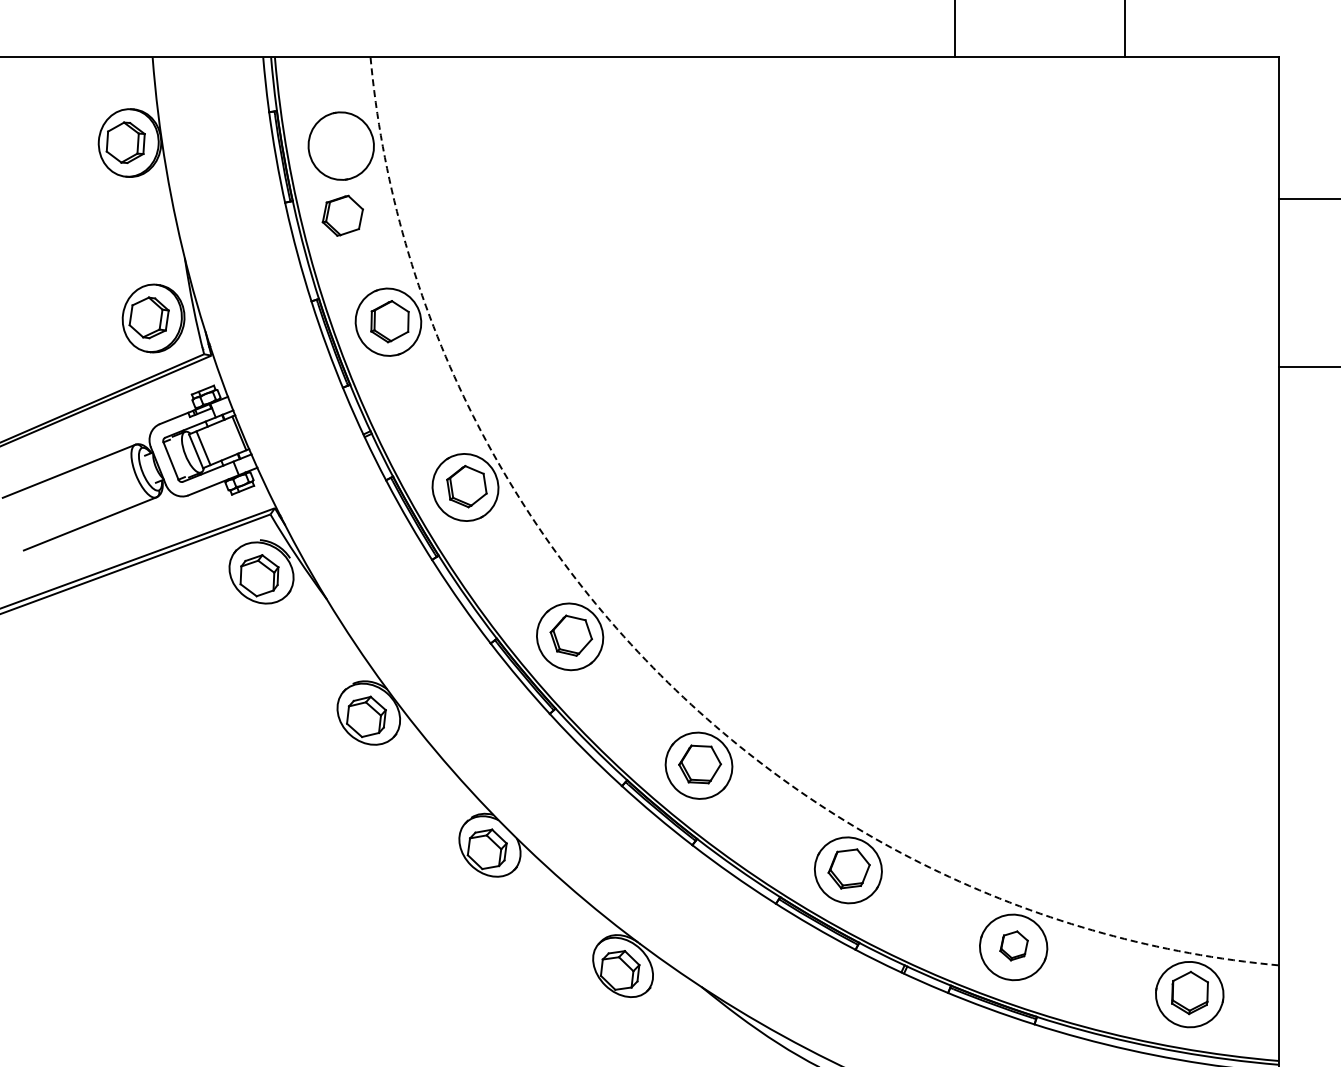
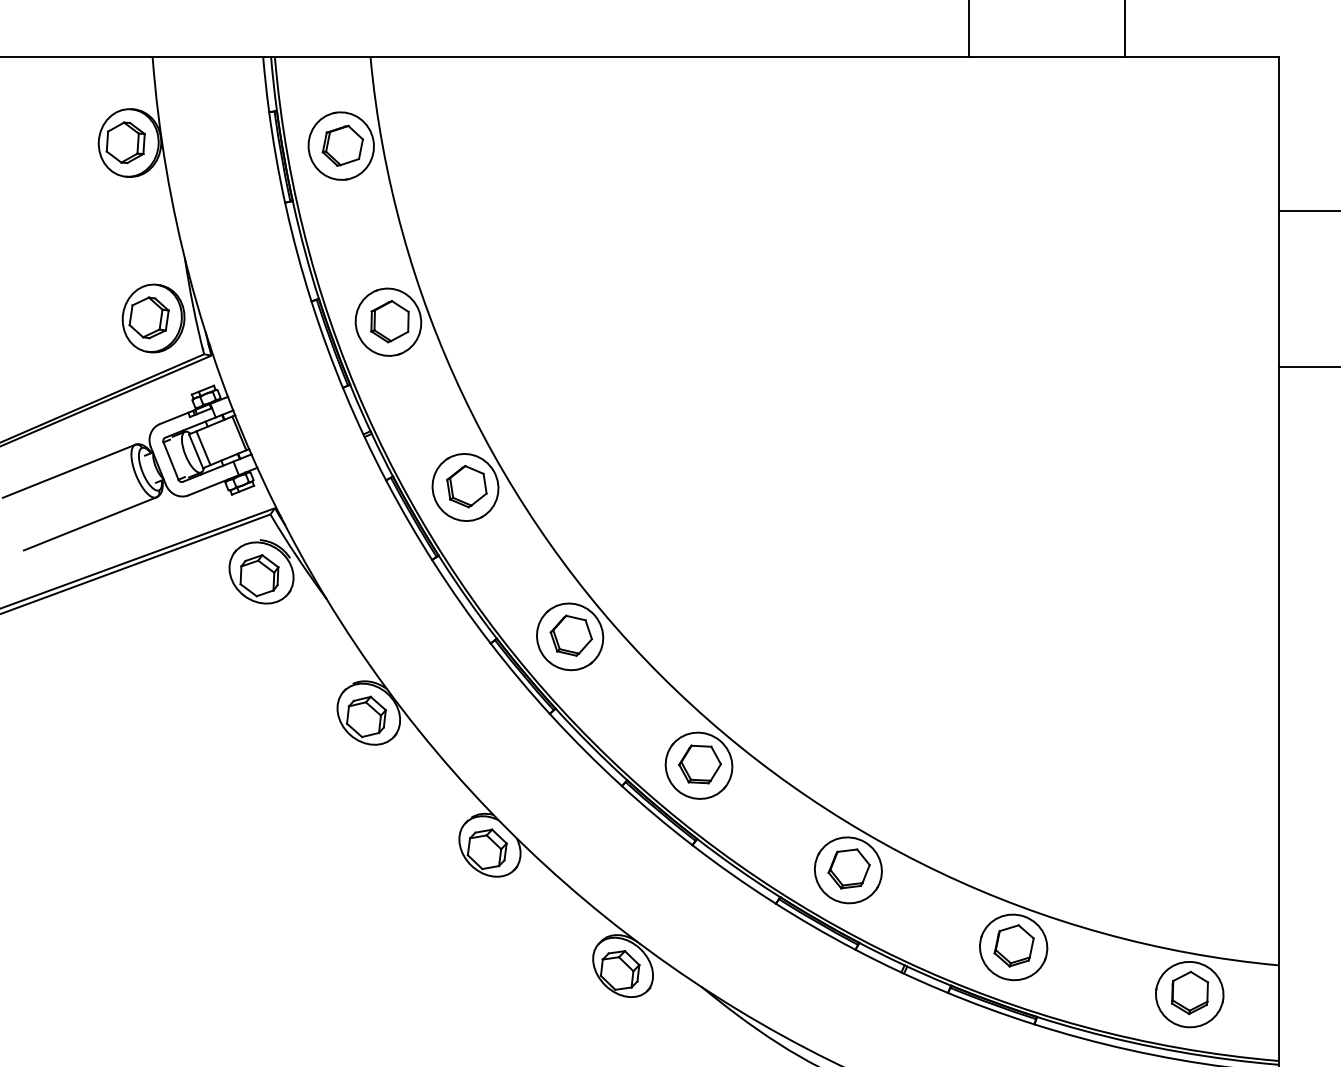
line position: (955, 29) -> (969, 29) (969, 29)
line position: (1307, 199) -> (1307, 211) (1307, 211)
part position: (342, 215) -> (342, 145) (342, 145)
arc: dashed -> solid (660, 675)
part size: 30x32 px -> 42x44 px (1013, 945)
